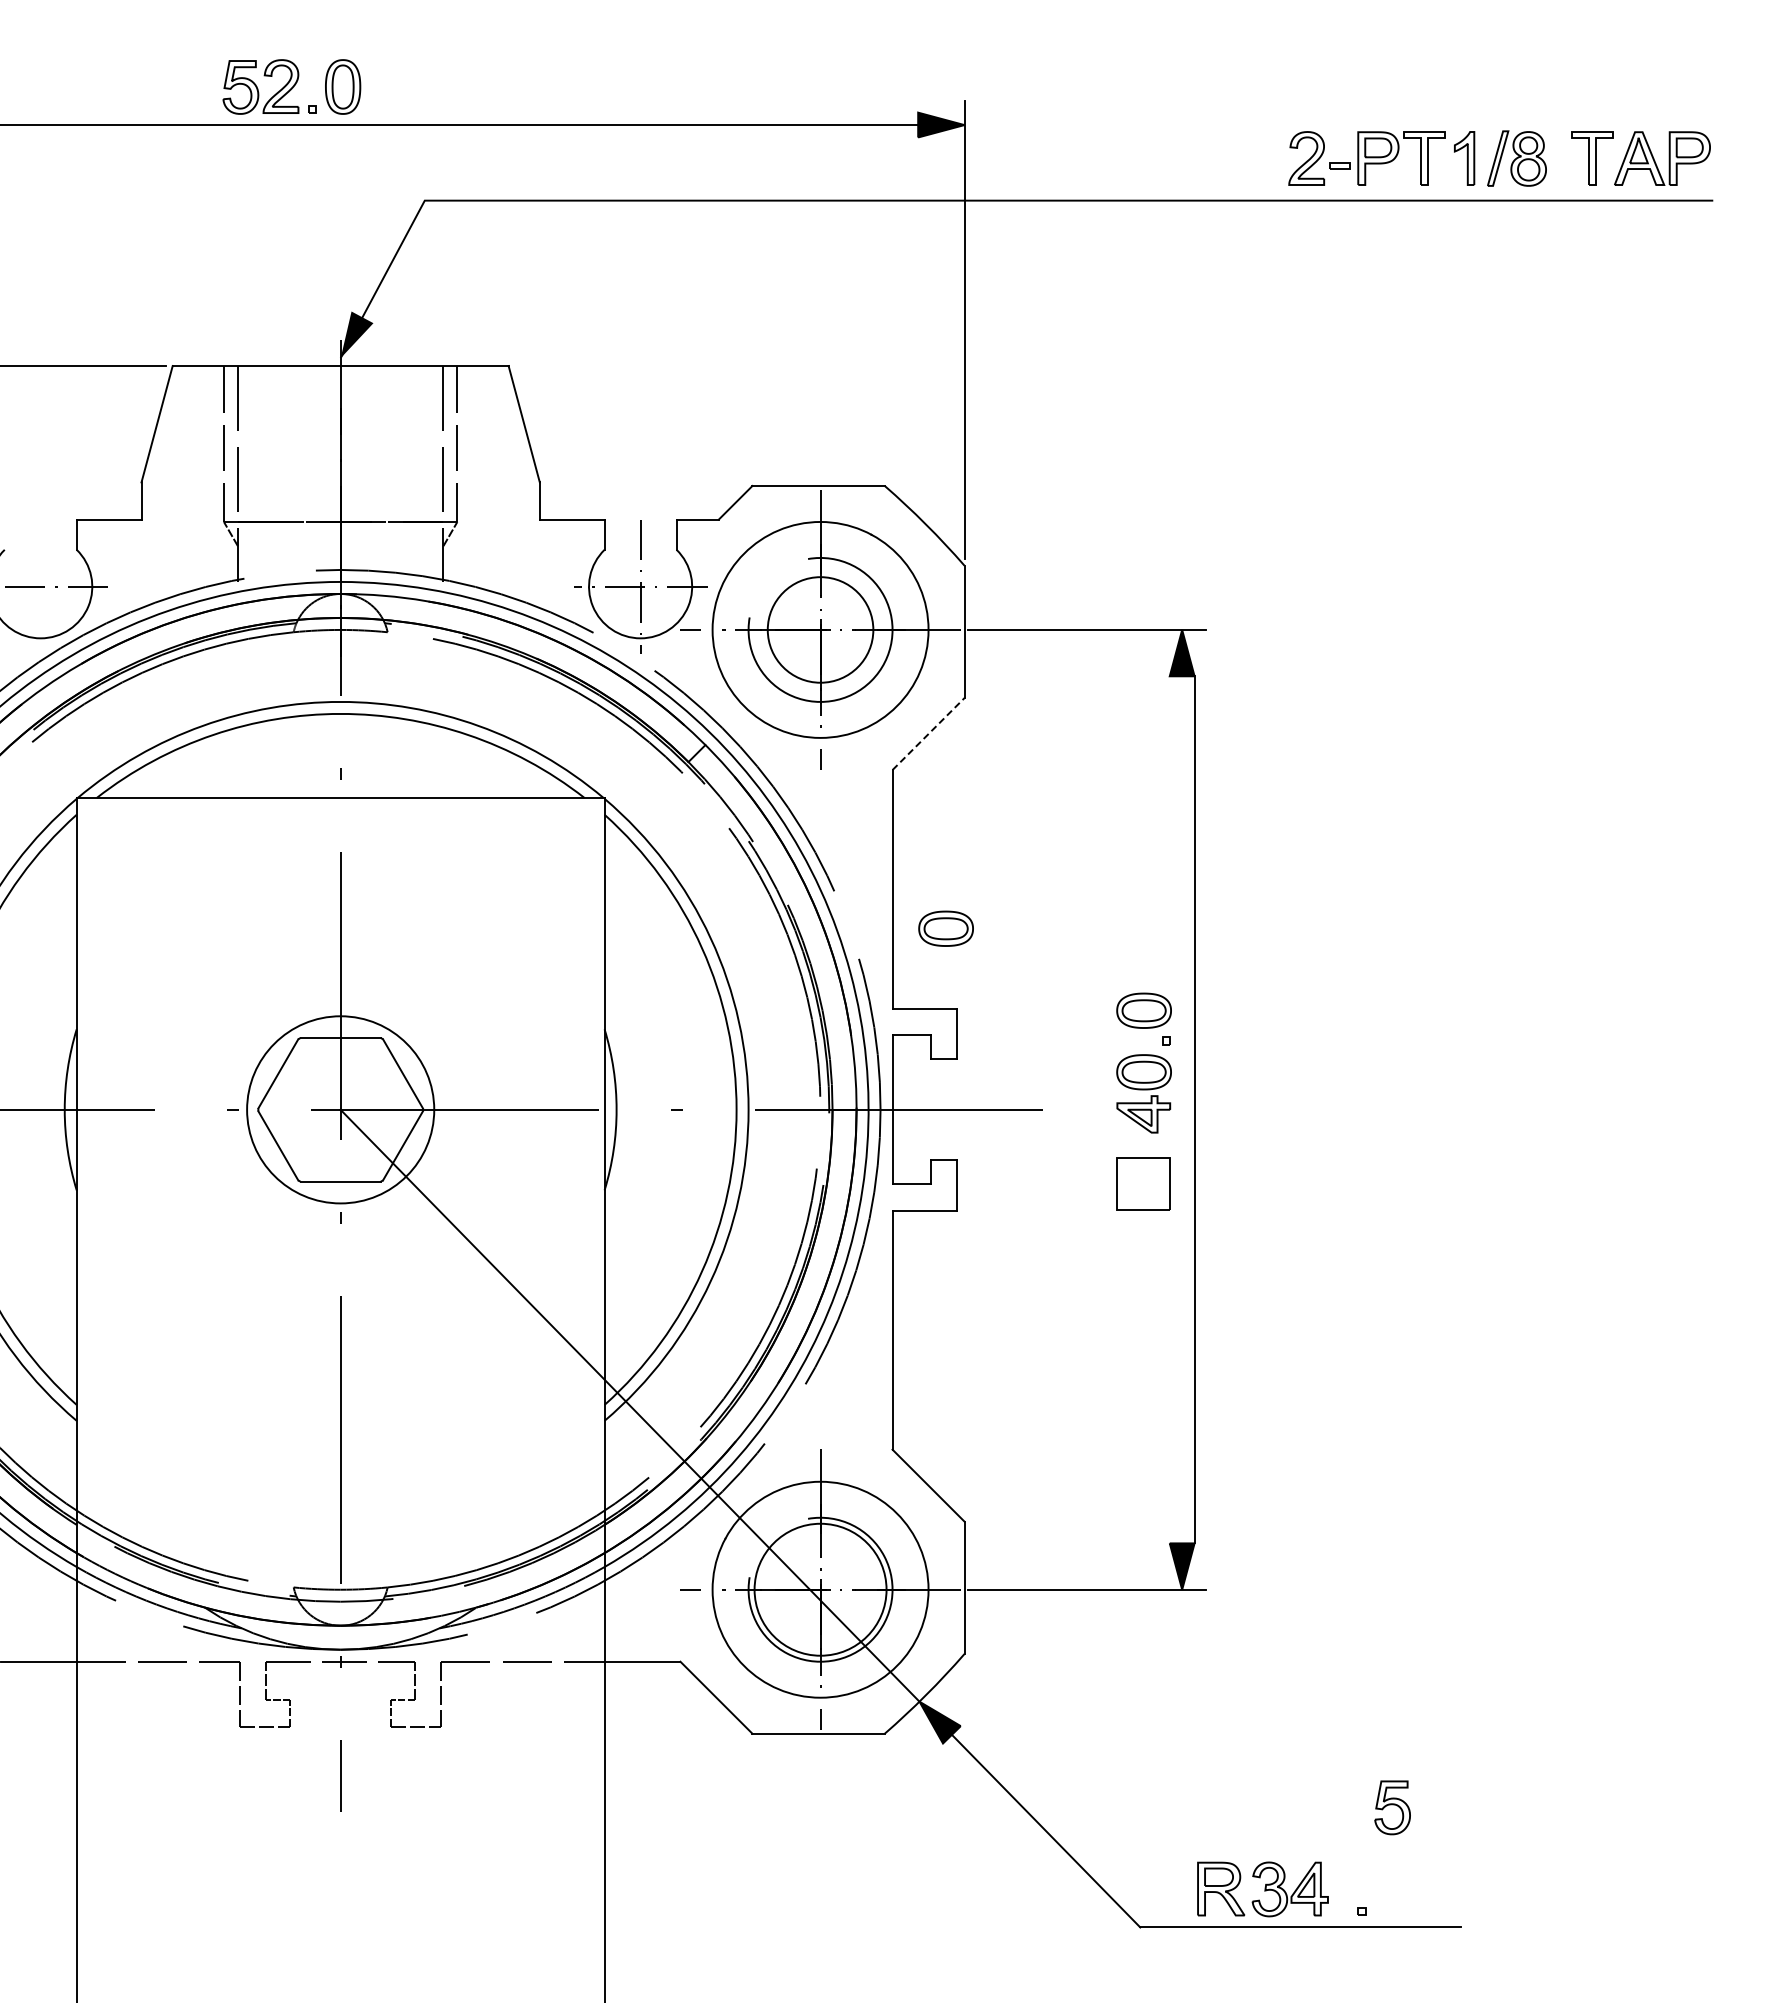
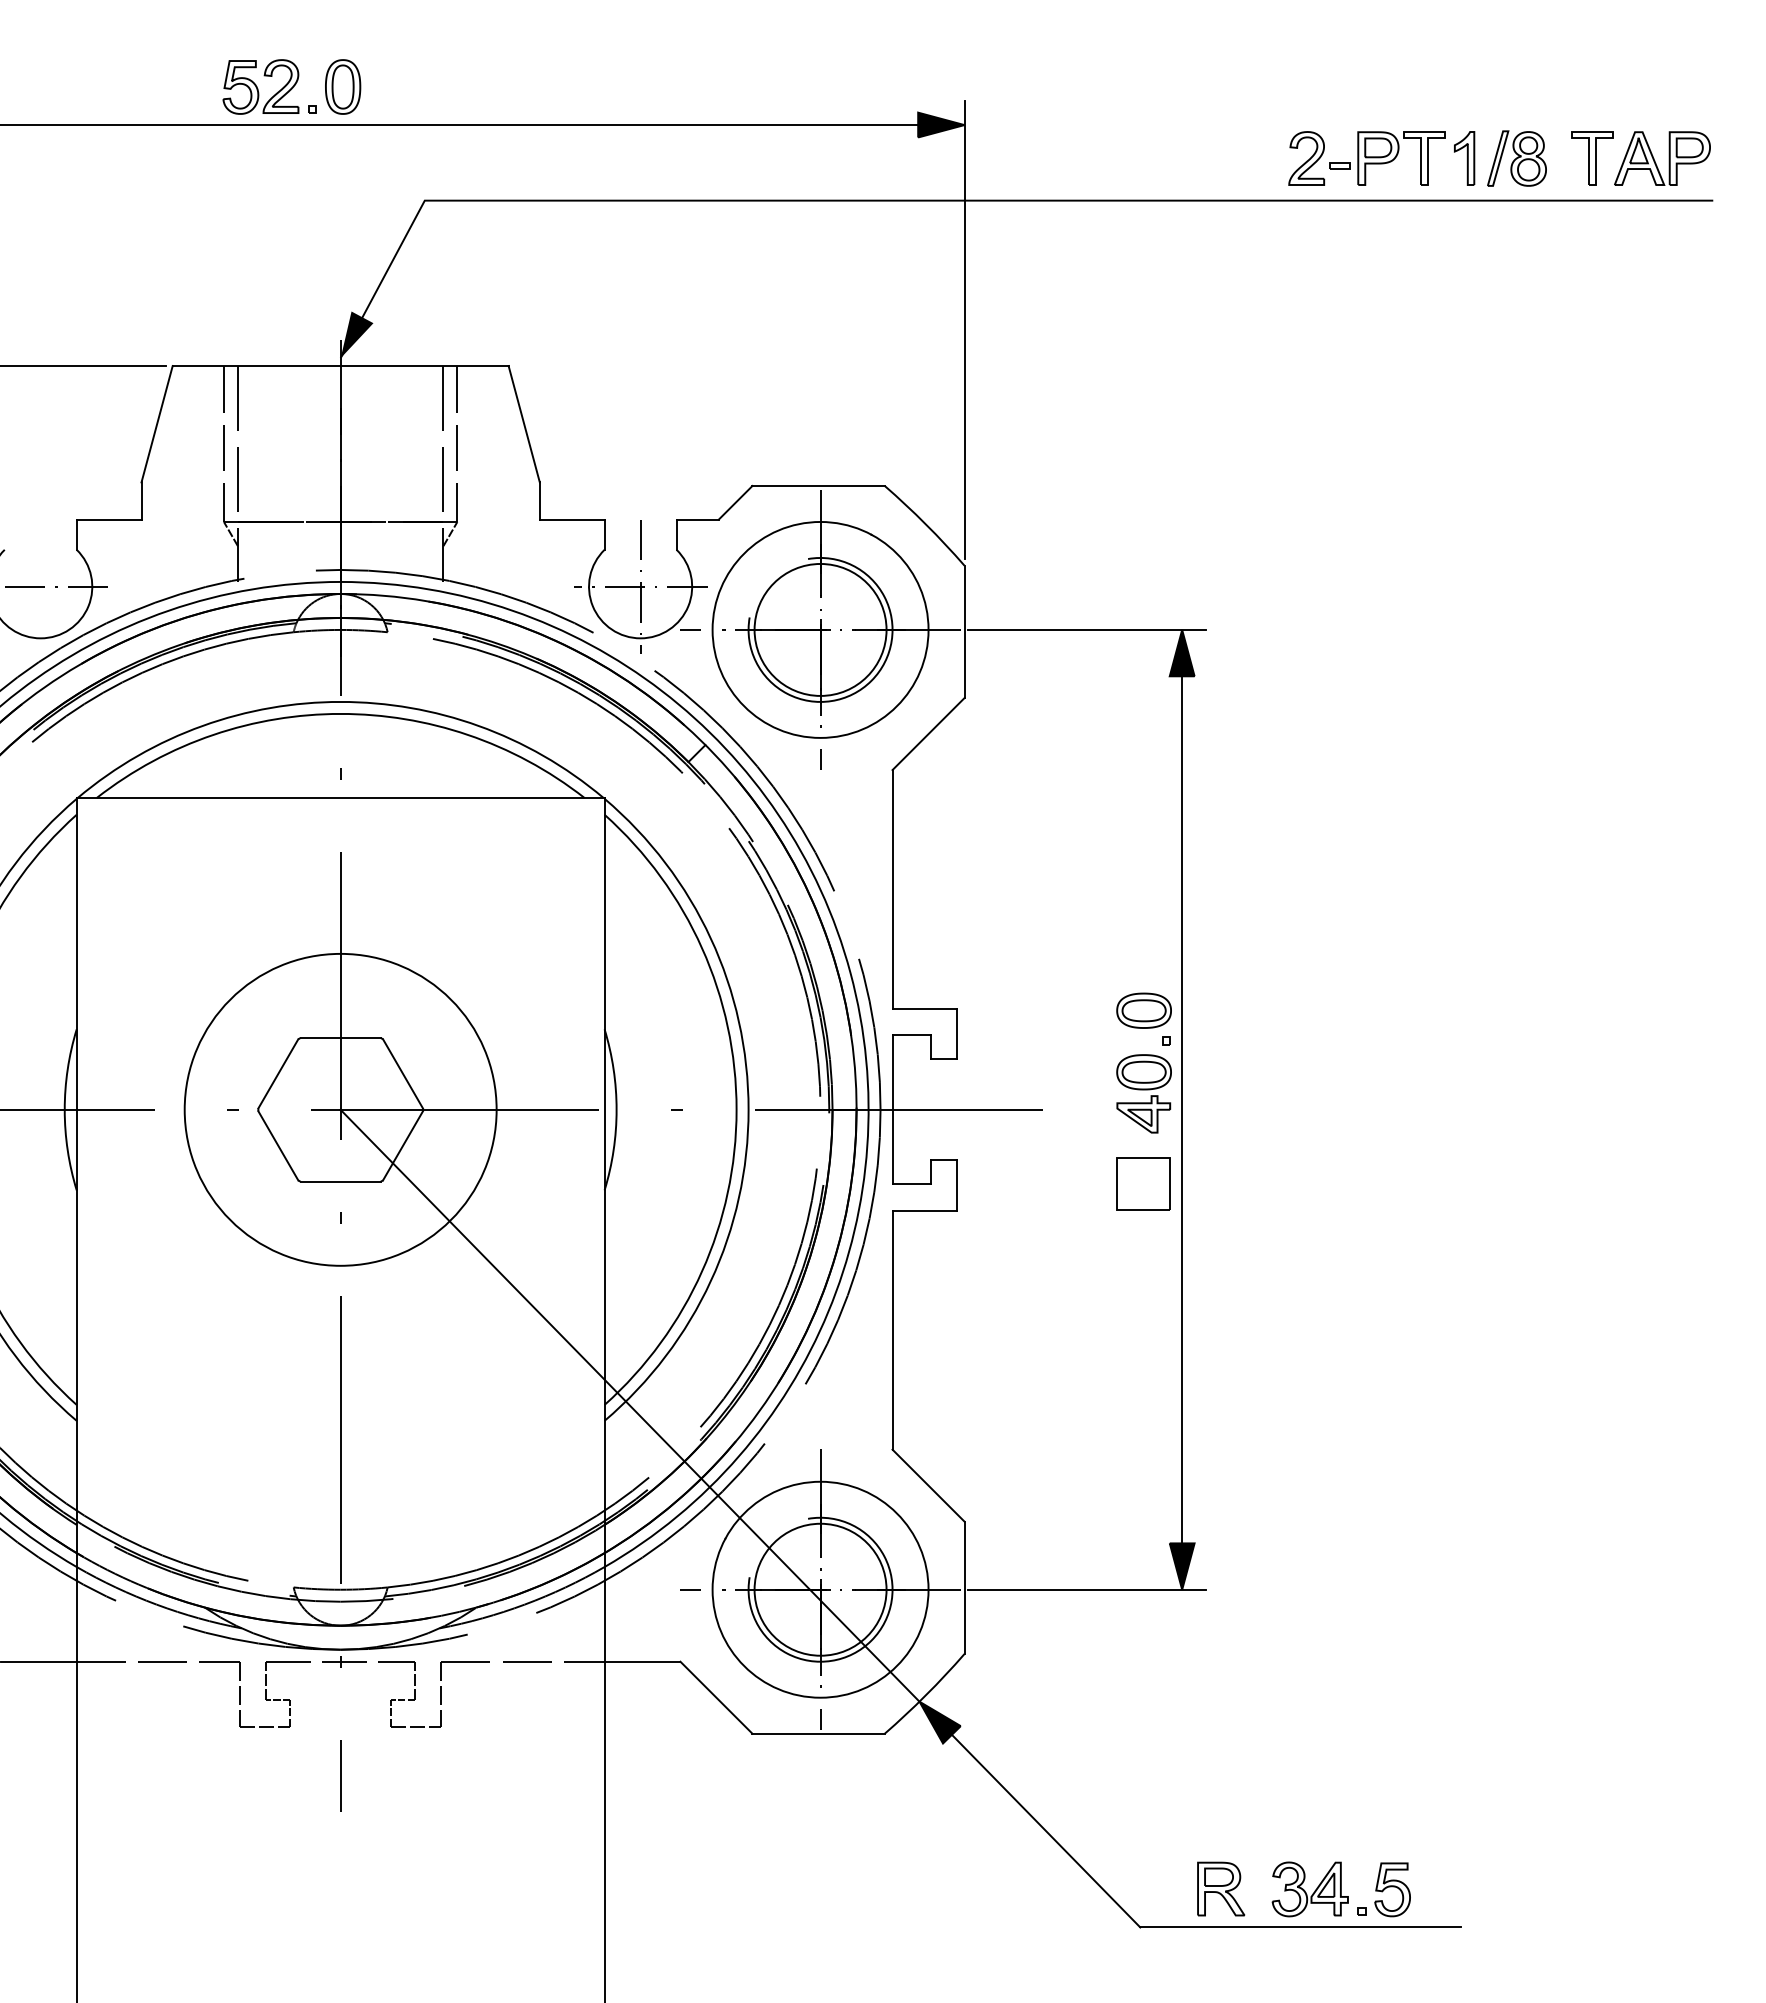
circle diameter: 106 px -> 132 px (820, 629)
line: dashed -> solid (928, 734)
part: present -> none (945, 928)
circle diameter: 187 px -> 312 px (340, 1109)
line position: (1195, 1109) -> (1182, 1109) (1182, 1109)
part position: (1392, 1807) -> (1392, 1889) (1392, 1889)
part position: (1289, 1889) -> (1309, 1889) (1309, 1889)
